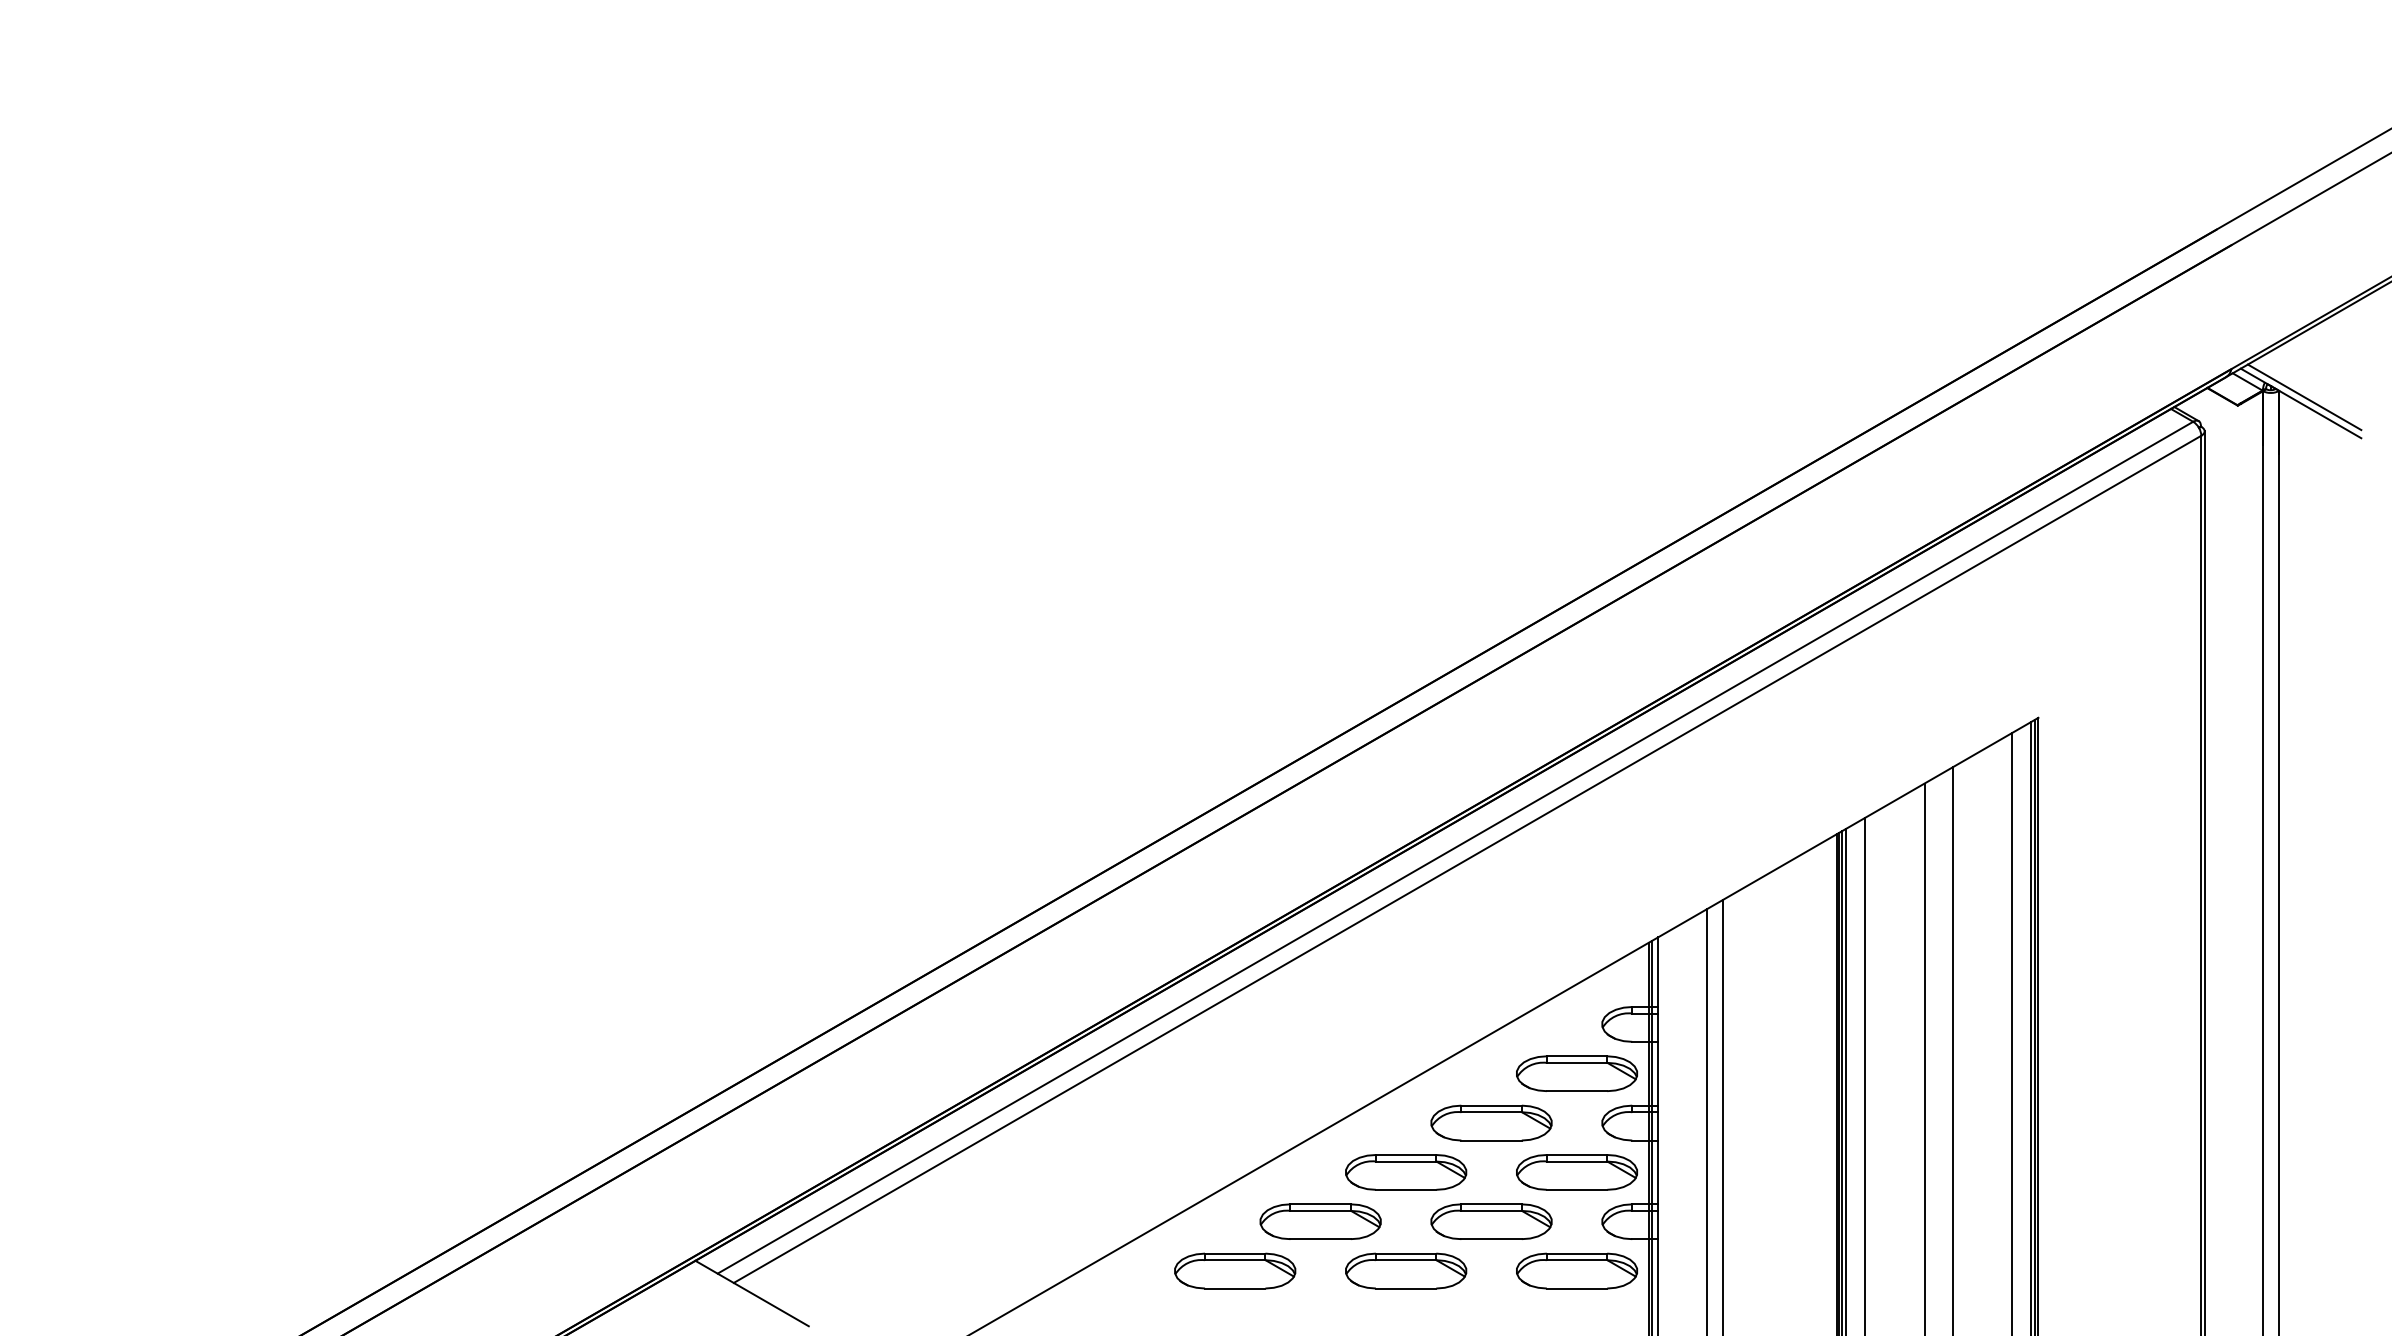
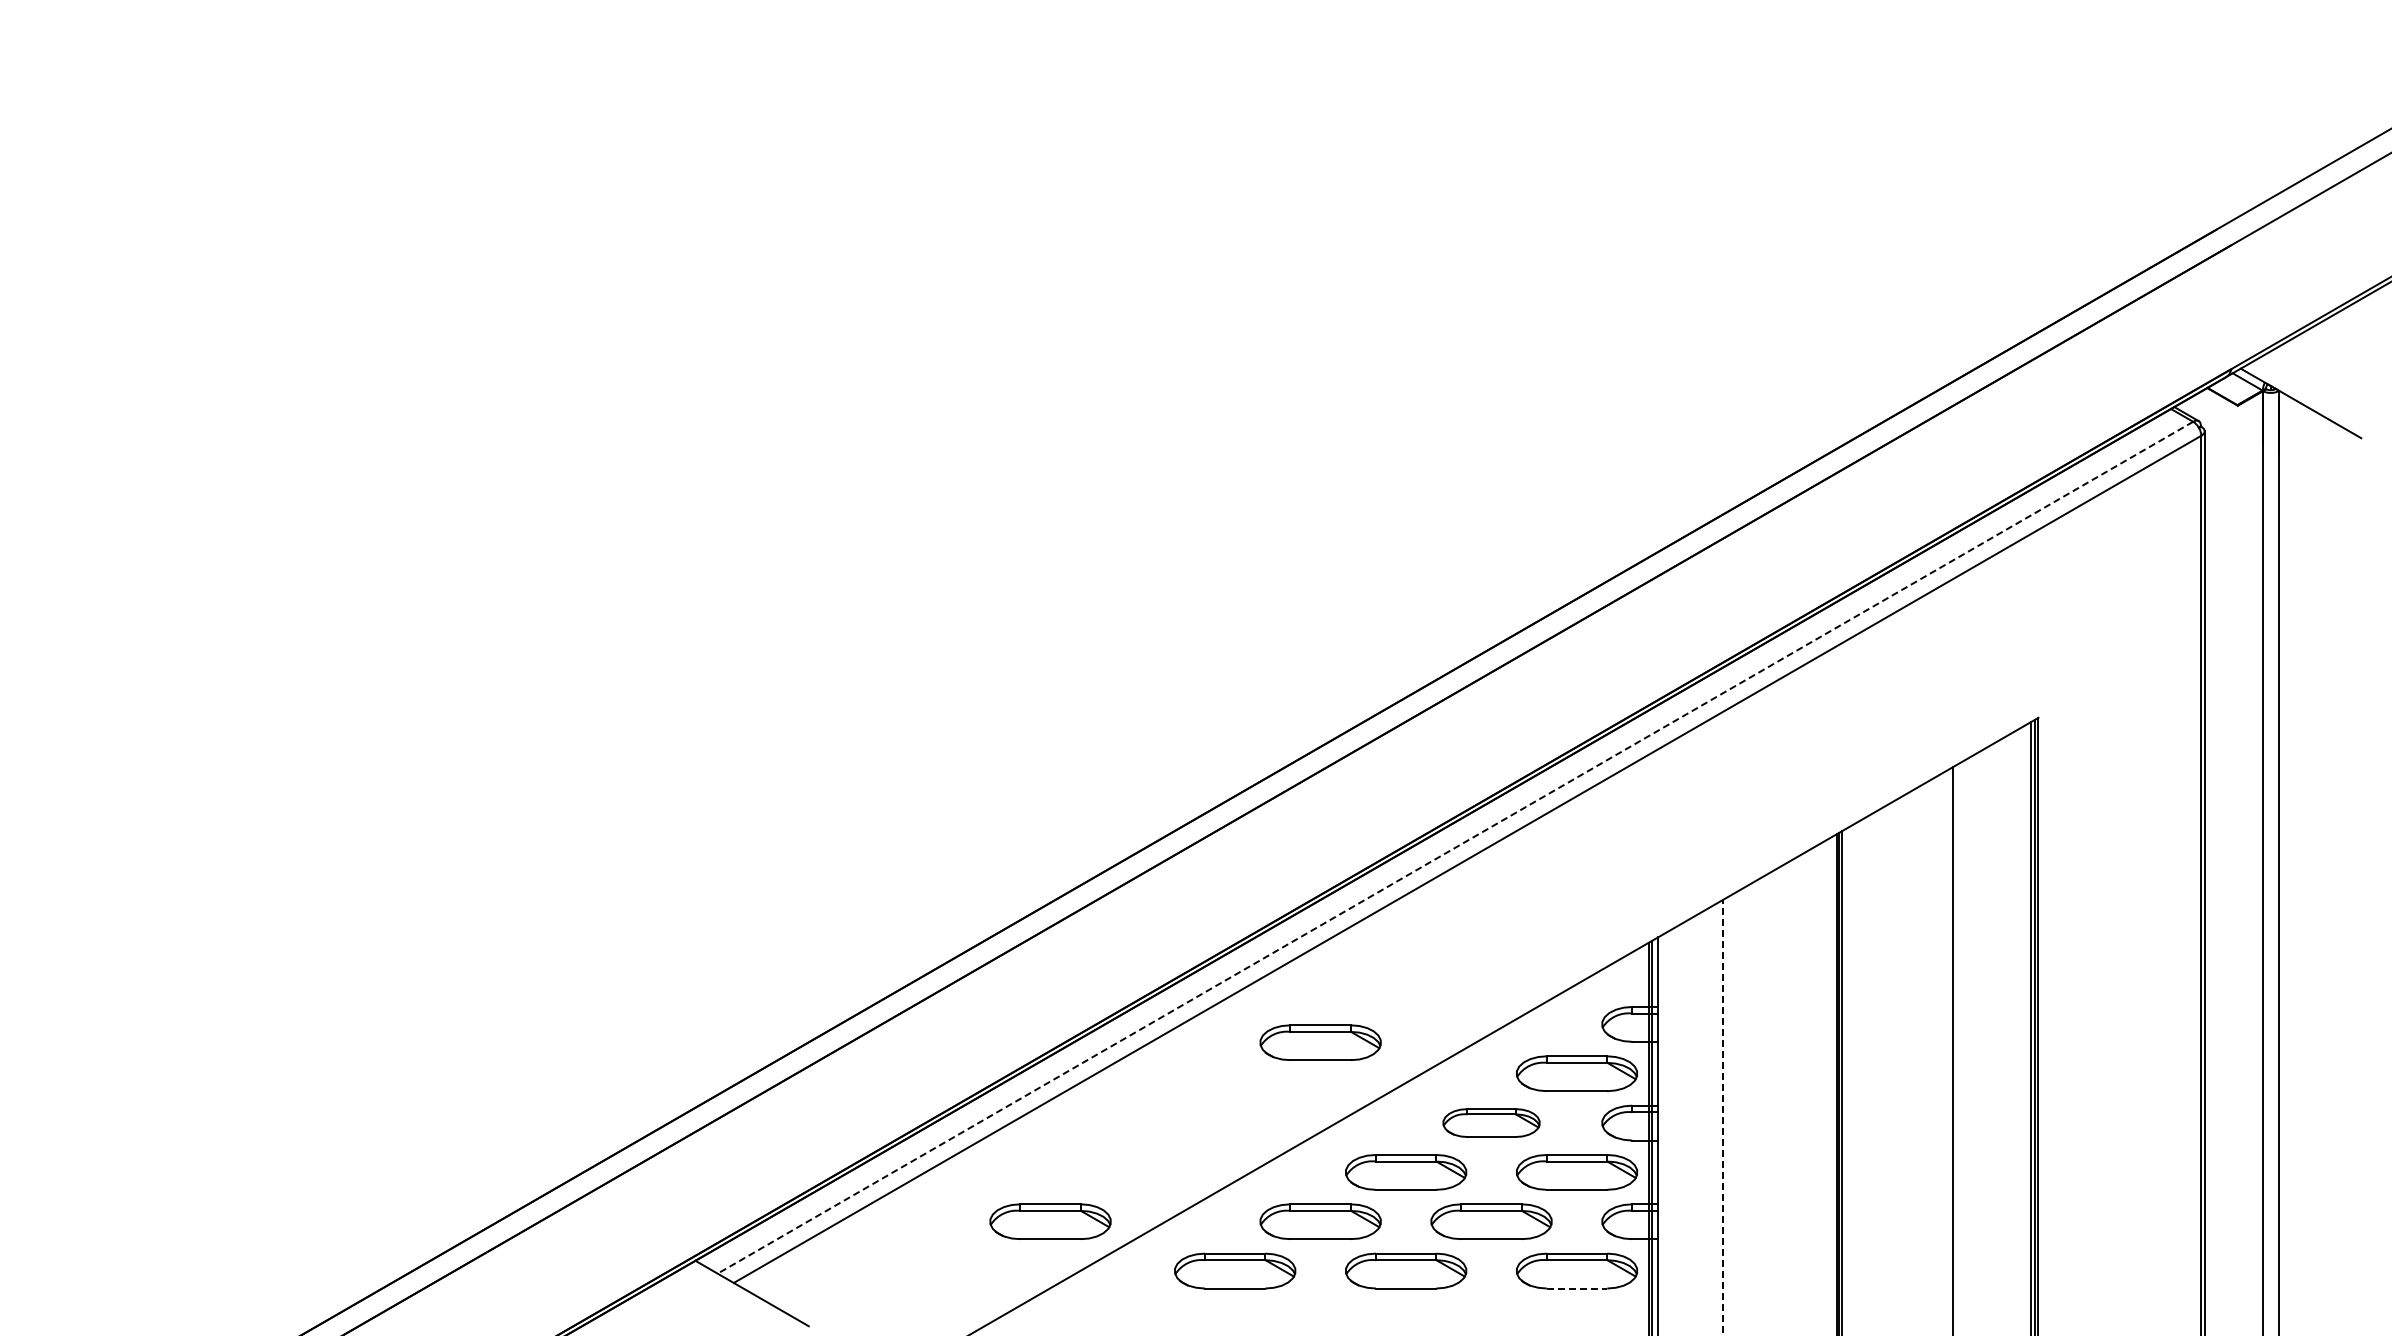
line: present -> none (2304, 397)
line: solid -> dashed (1455, 847)
line: present -> none (2012, 1032)
part: none -> present (1320, 1042)
line: present -> none (1924, 1057)
line: present -> none (1865, 1074)
line: present -> none (1846, 1080)
line: solid -> dashed (1723, 1117)
line: present -> none (1707, 1120)
part size: 123x38 px -> 99x30 px (1491, 1122)
part: none -> present (1050, 1221)
line: solid -> dashed (1577, 1288)
